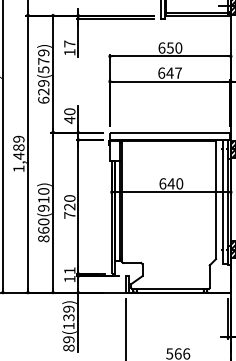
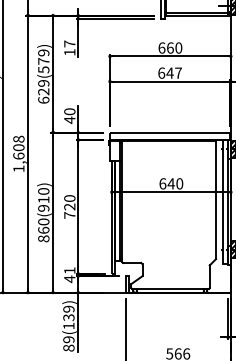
text: 650 -> 660 (169, 47)
text: 1,489 -> 1,608 (18, 147)
text: 11 -> 41 (69, 278)
